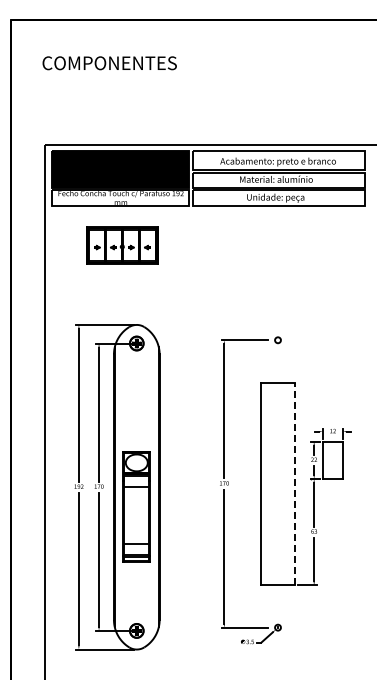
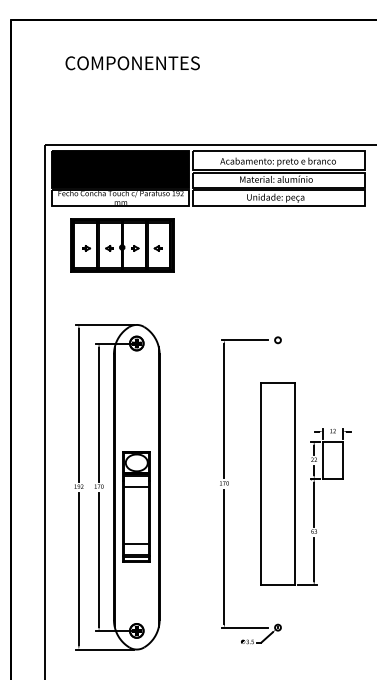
text position: (109, 63) -> (132, 63) (132, 63)
part size: 73x39 px -> 105x55 px (122, 245)
line: dashed -> solid (294, 483)
